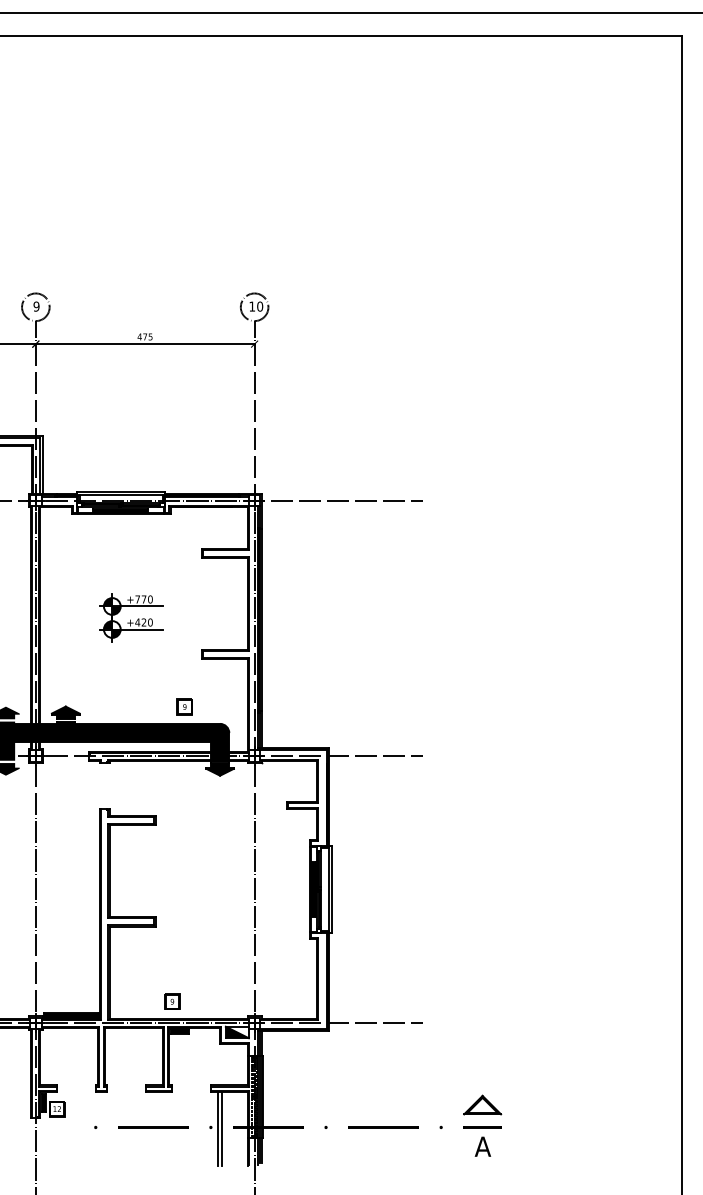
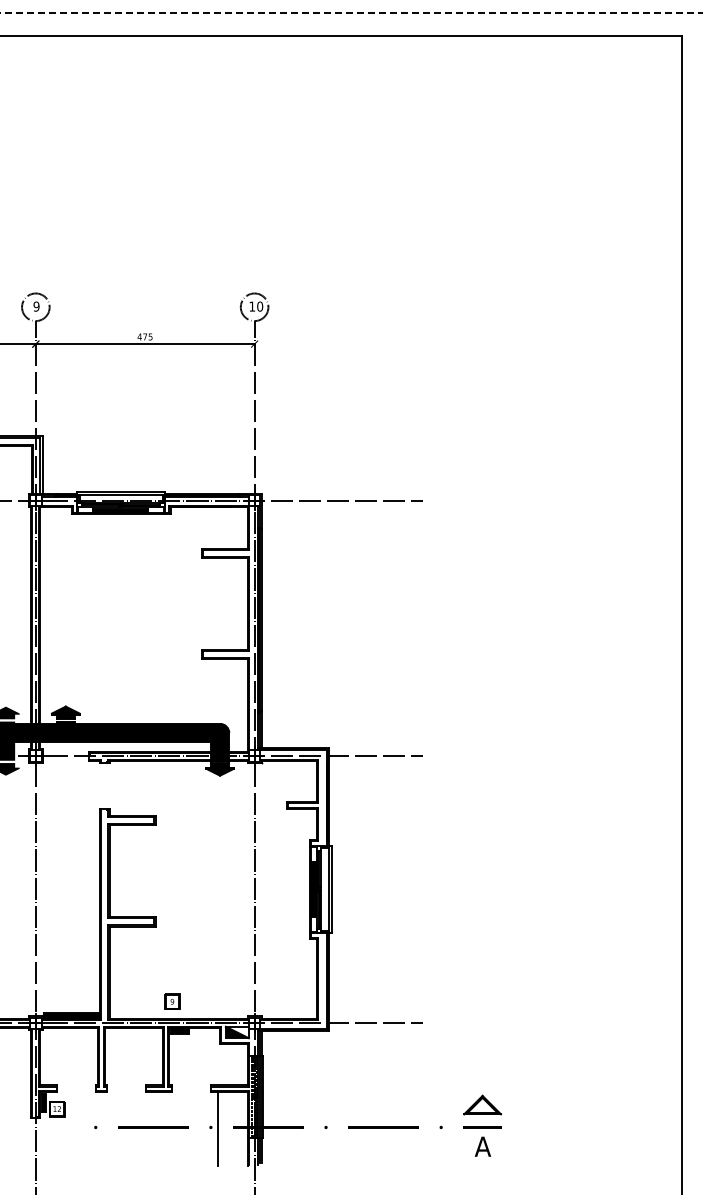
line: solid -> dashed (351, 12)
part: present -> none (131, 617)
part: present -> none (184, 706)
line: present -> none (222, 1129)
